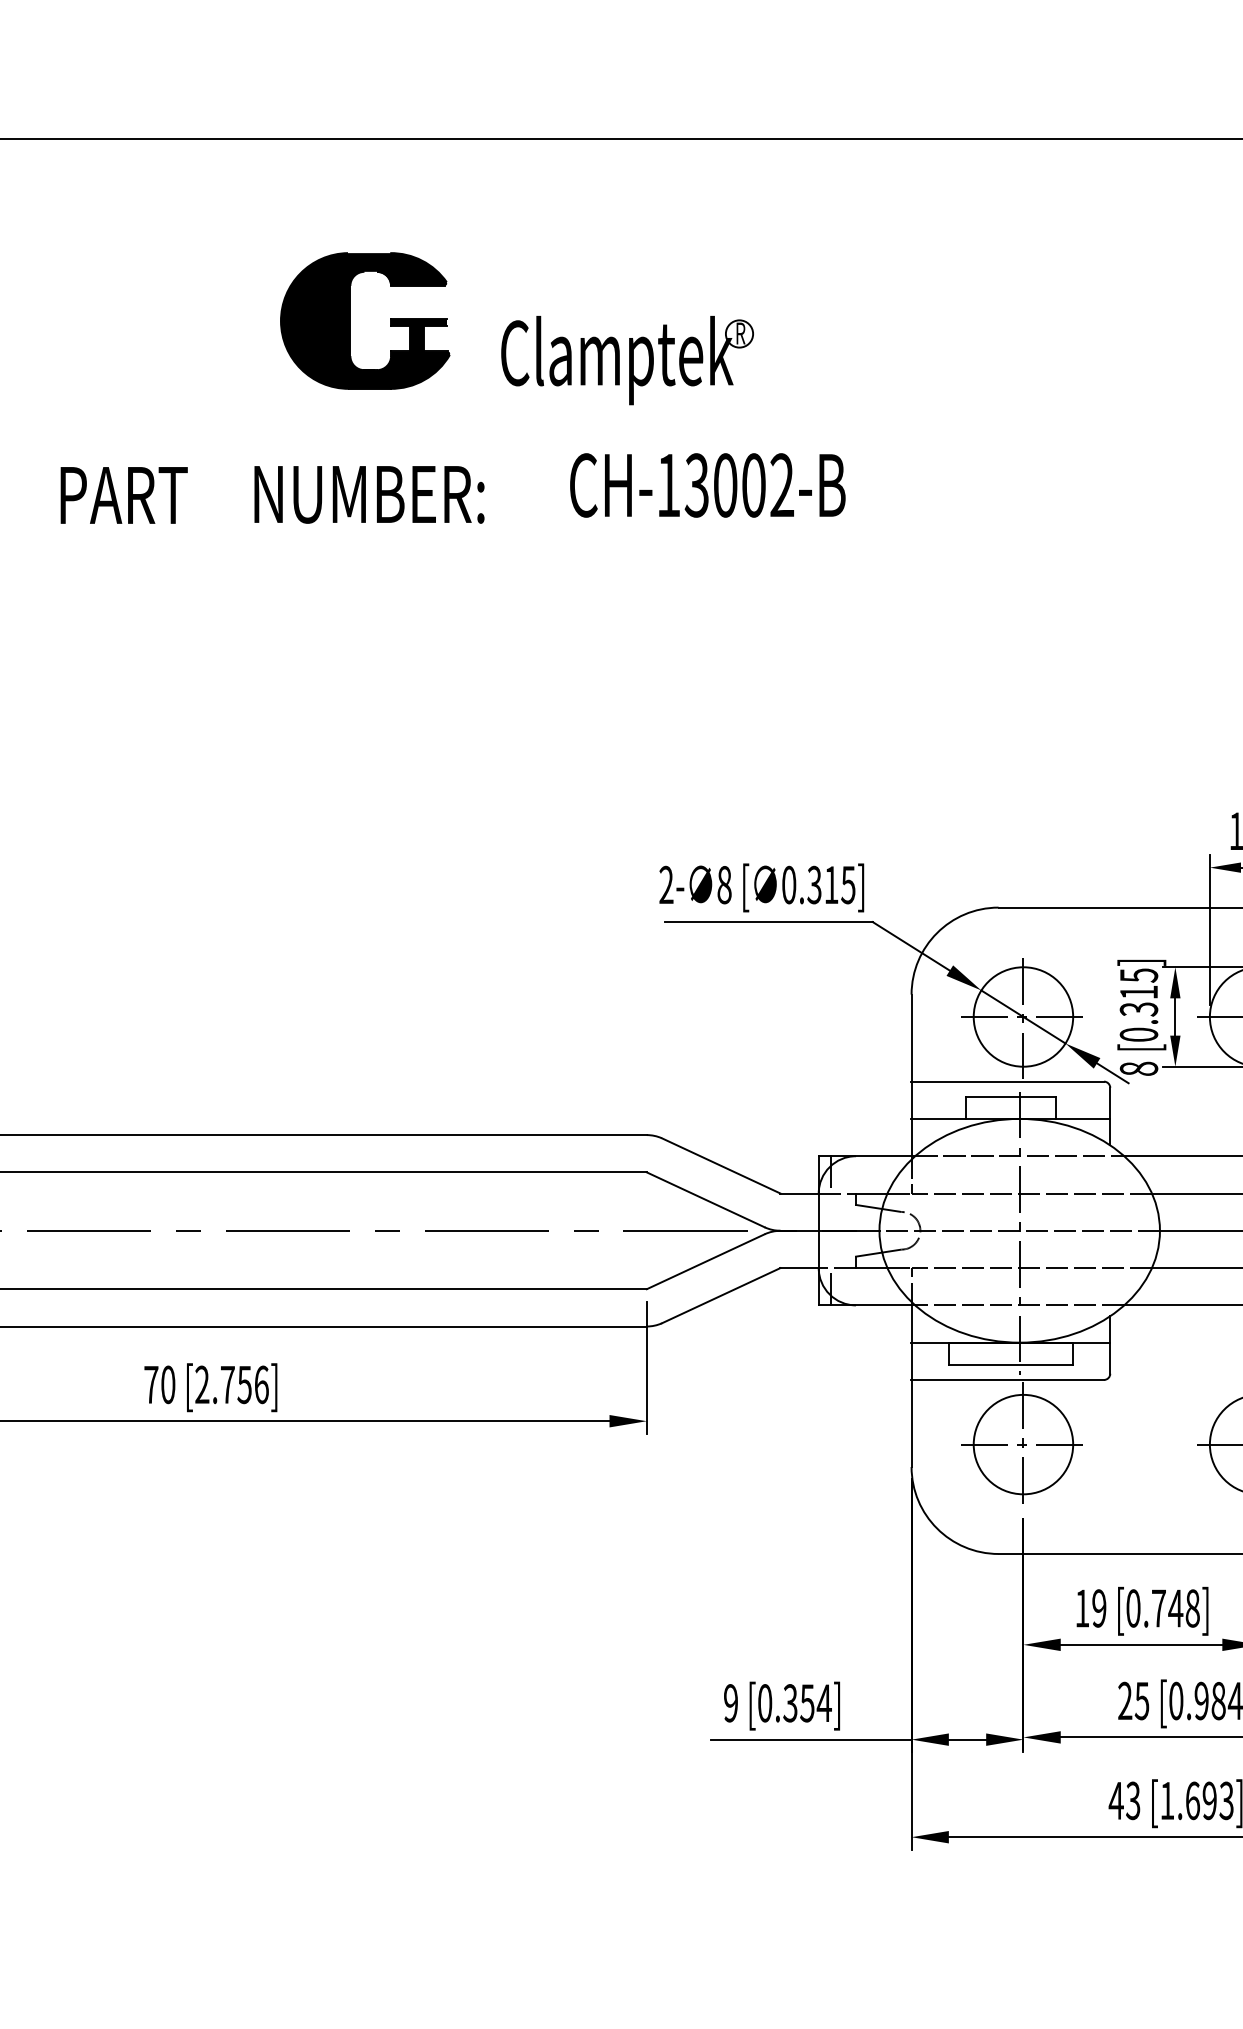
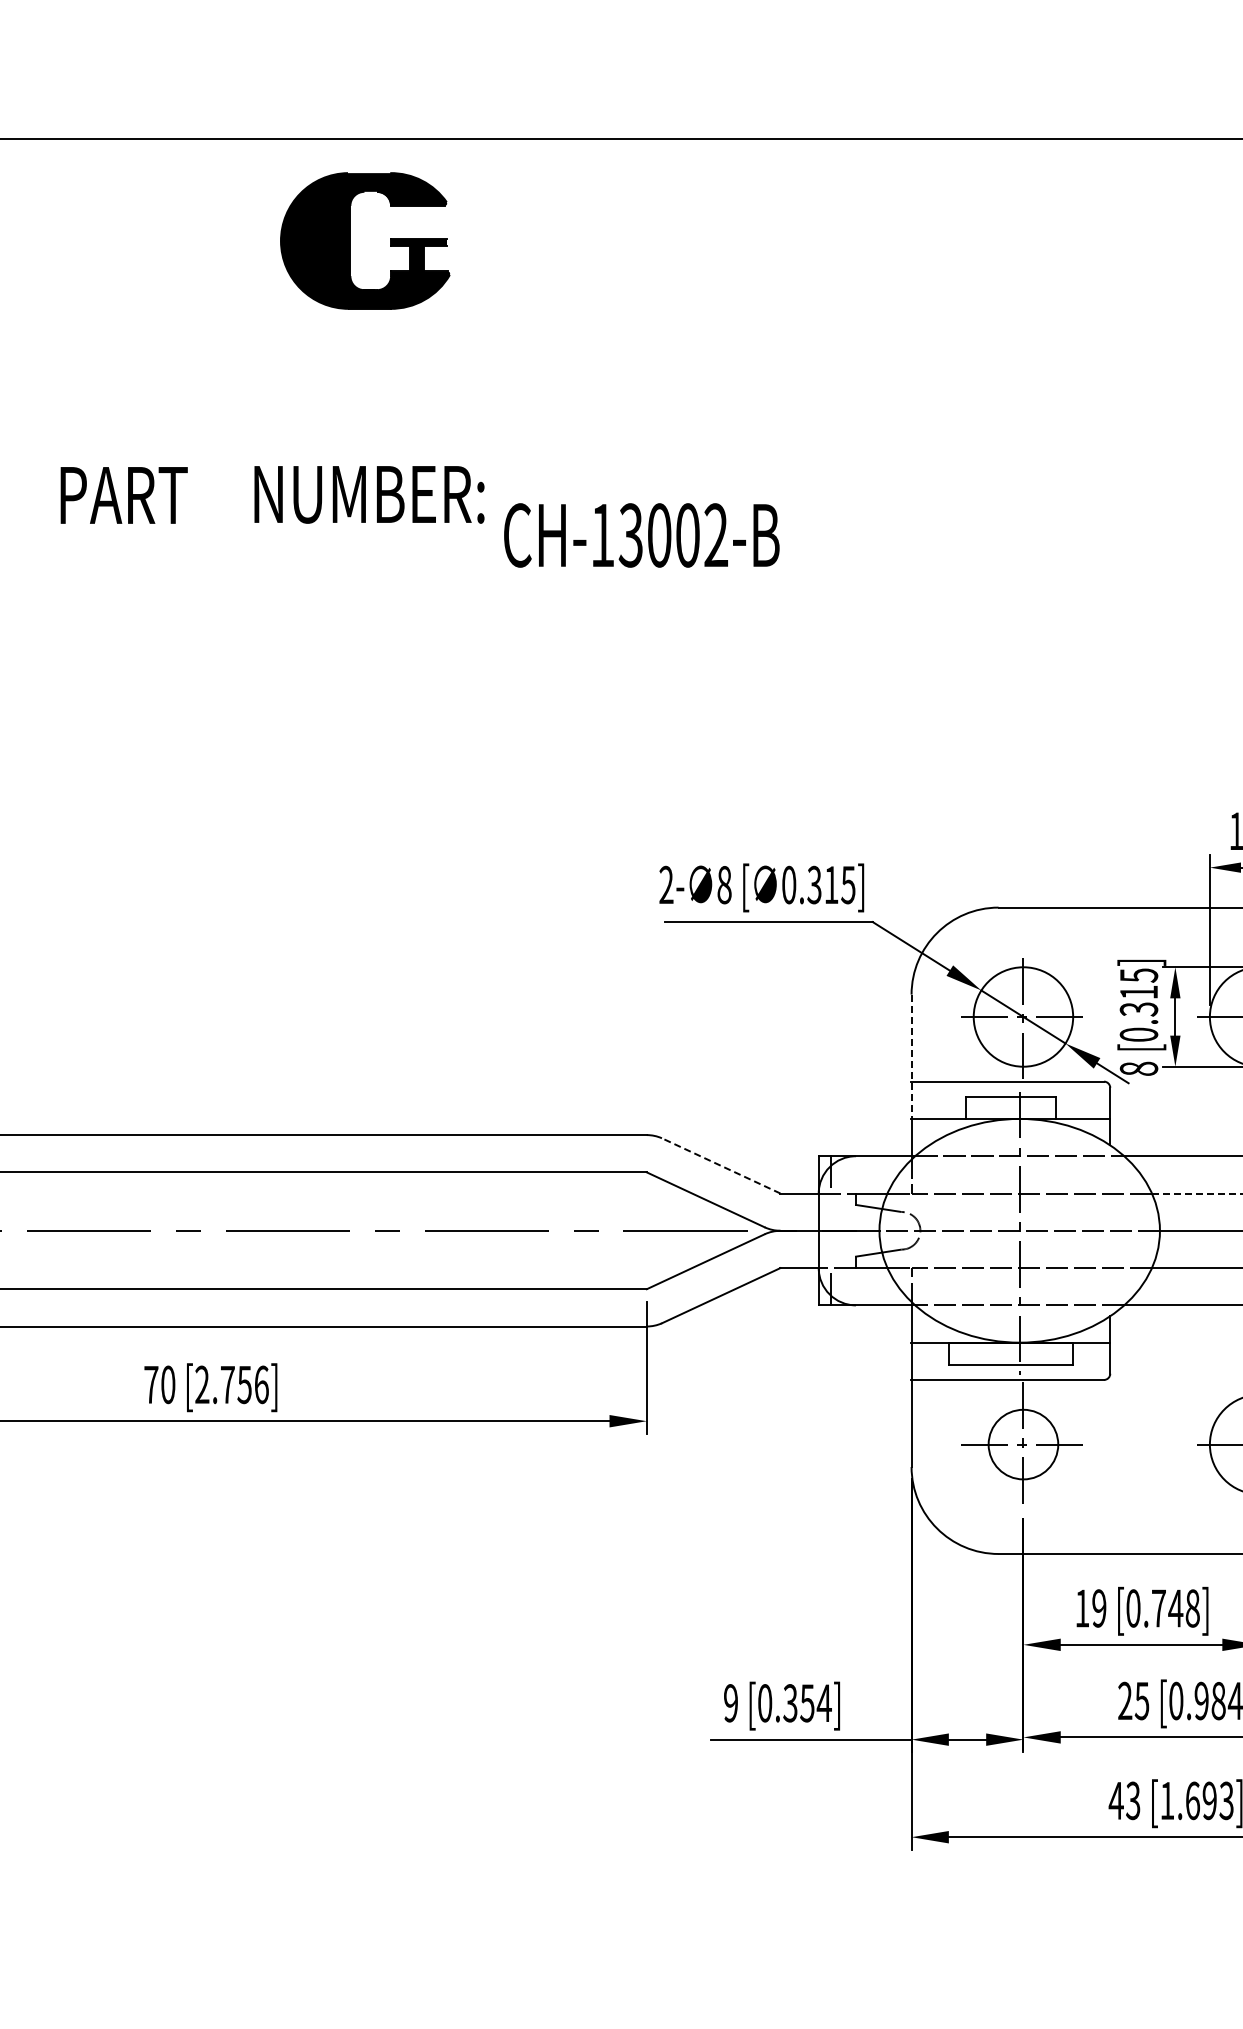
part position: (350, 320) -> (350, 240) (350, 240)
part: present -> none (627, 360)
text position: (707, 485) -> (641, 535) (641, 535)
line: solid -> dashed (911, 1057)
line: solid -> dashed (720, 1165)
line: solid -> dashed (1197, 1193)
circle diameter: 99 px -> 70 px (1023, 1444)
